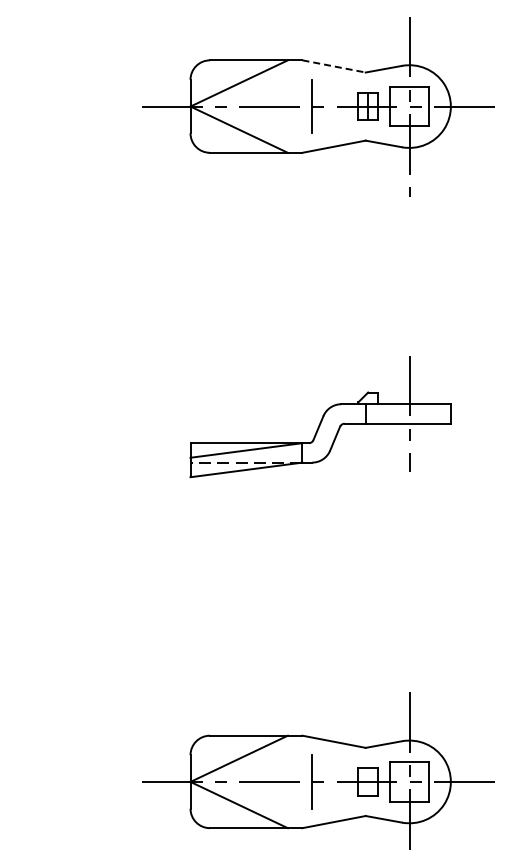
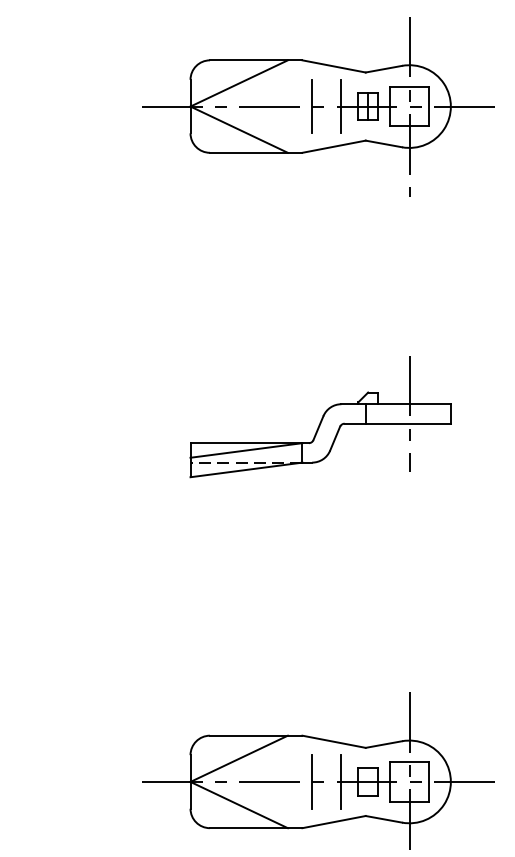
line: dashed -> solid (334, 66)
line: none -> present (341, 106)
line: none -> present (341, 781)
